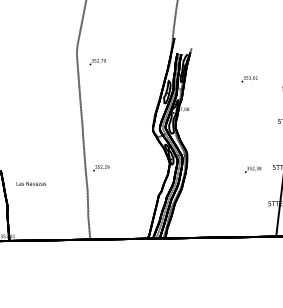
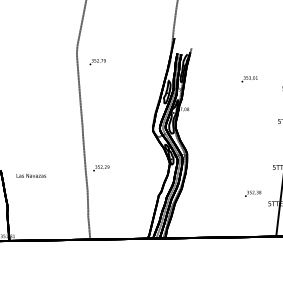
text position: (253, 169) -> (253, 193) (253, 193)
text position: (30, 183) -> (30, 175) (30, 175)
